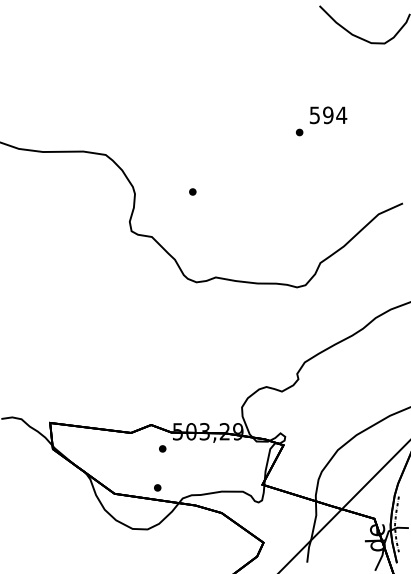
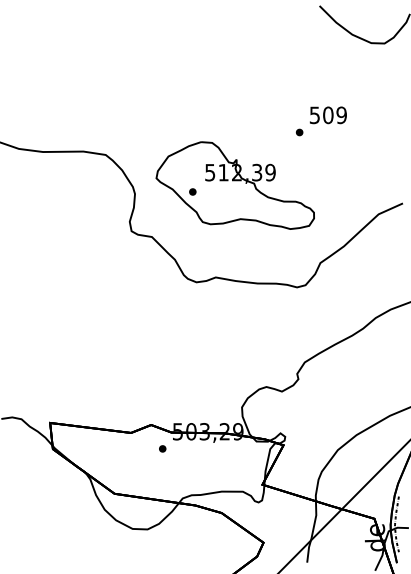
text: 594 -> 509 (335, 115)
part: none -> present (234, 185)
part: present -> none (157, 487)
